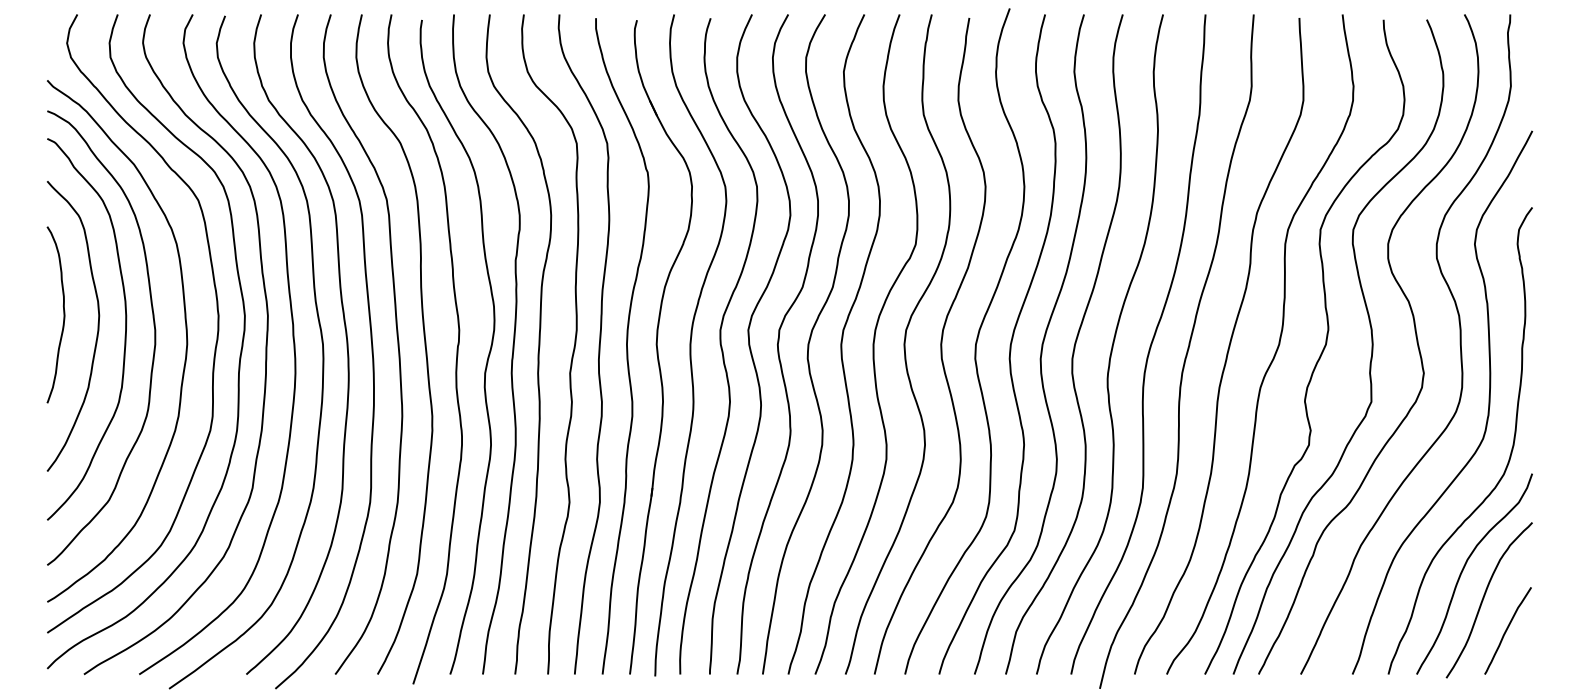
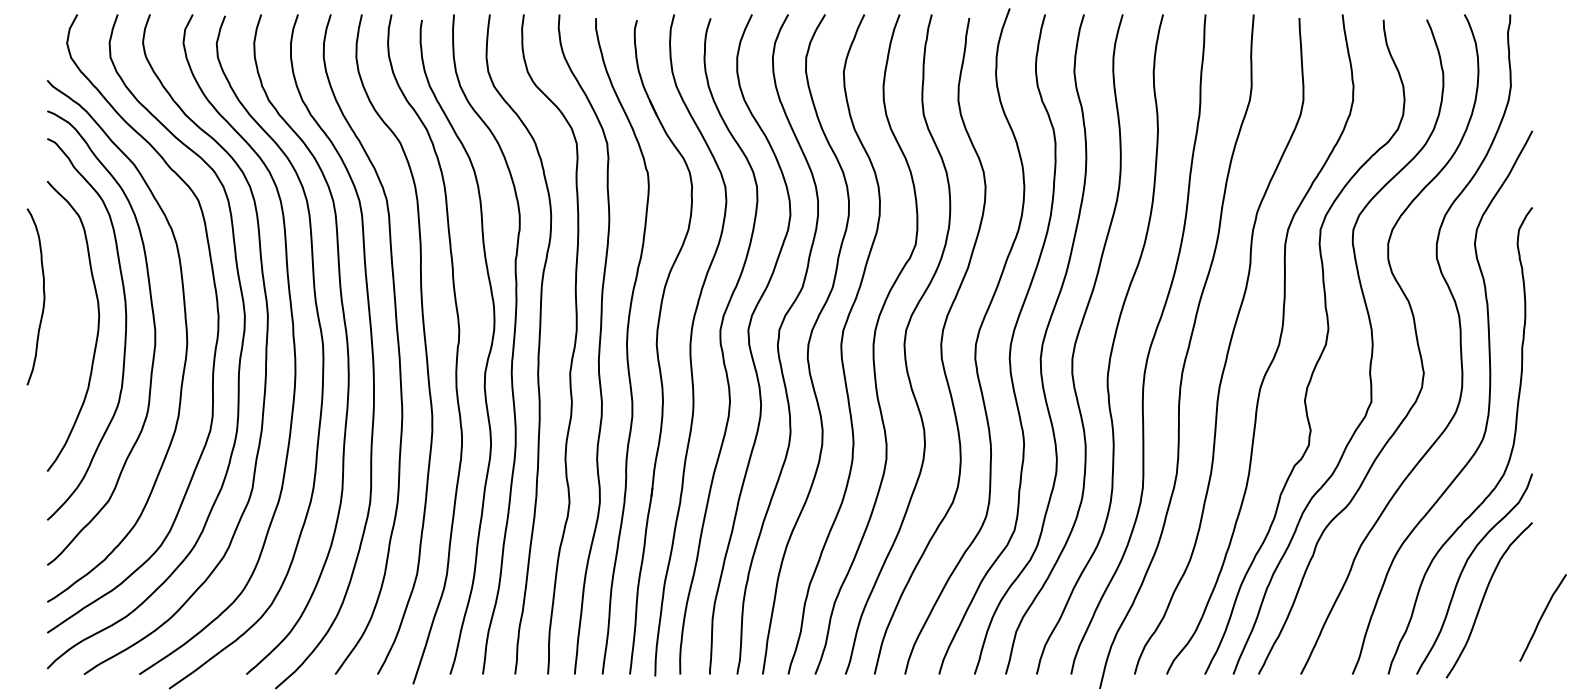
curve position: (63, 314) -> (43, 296) (43, 296)
curve position: (1507, 630) -> (1542, 617) (1542, 617)
